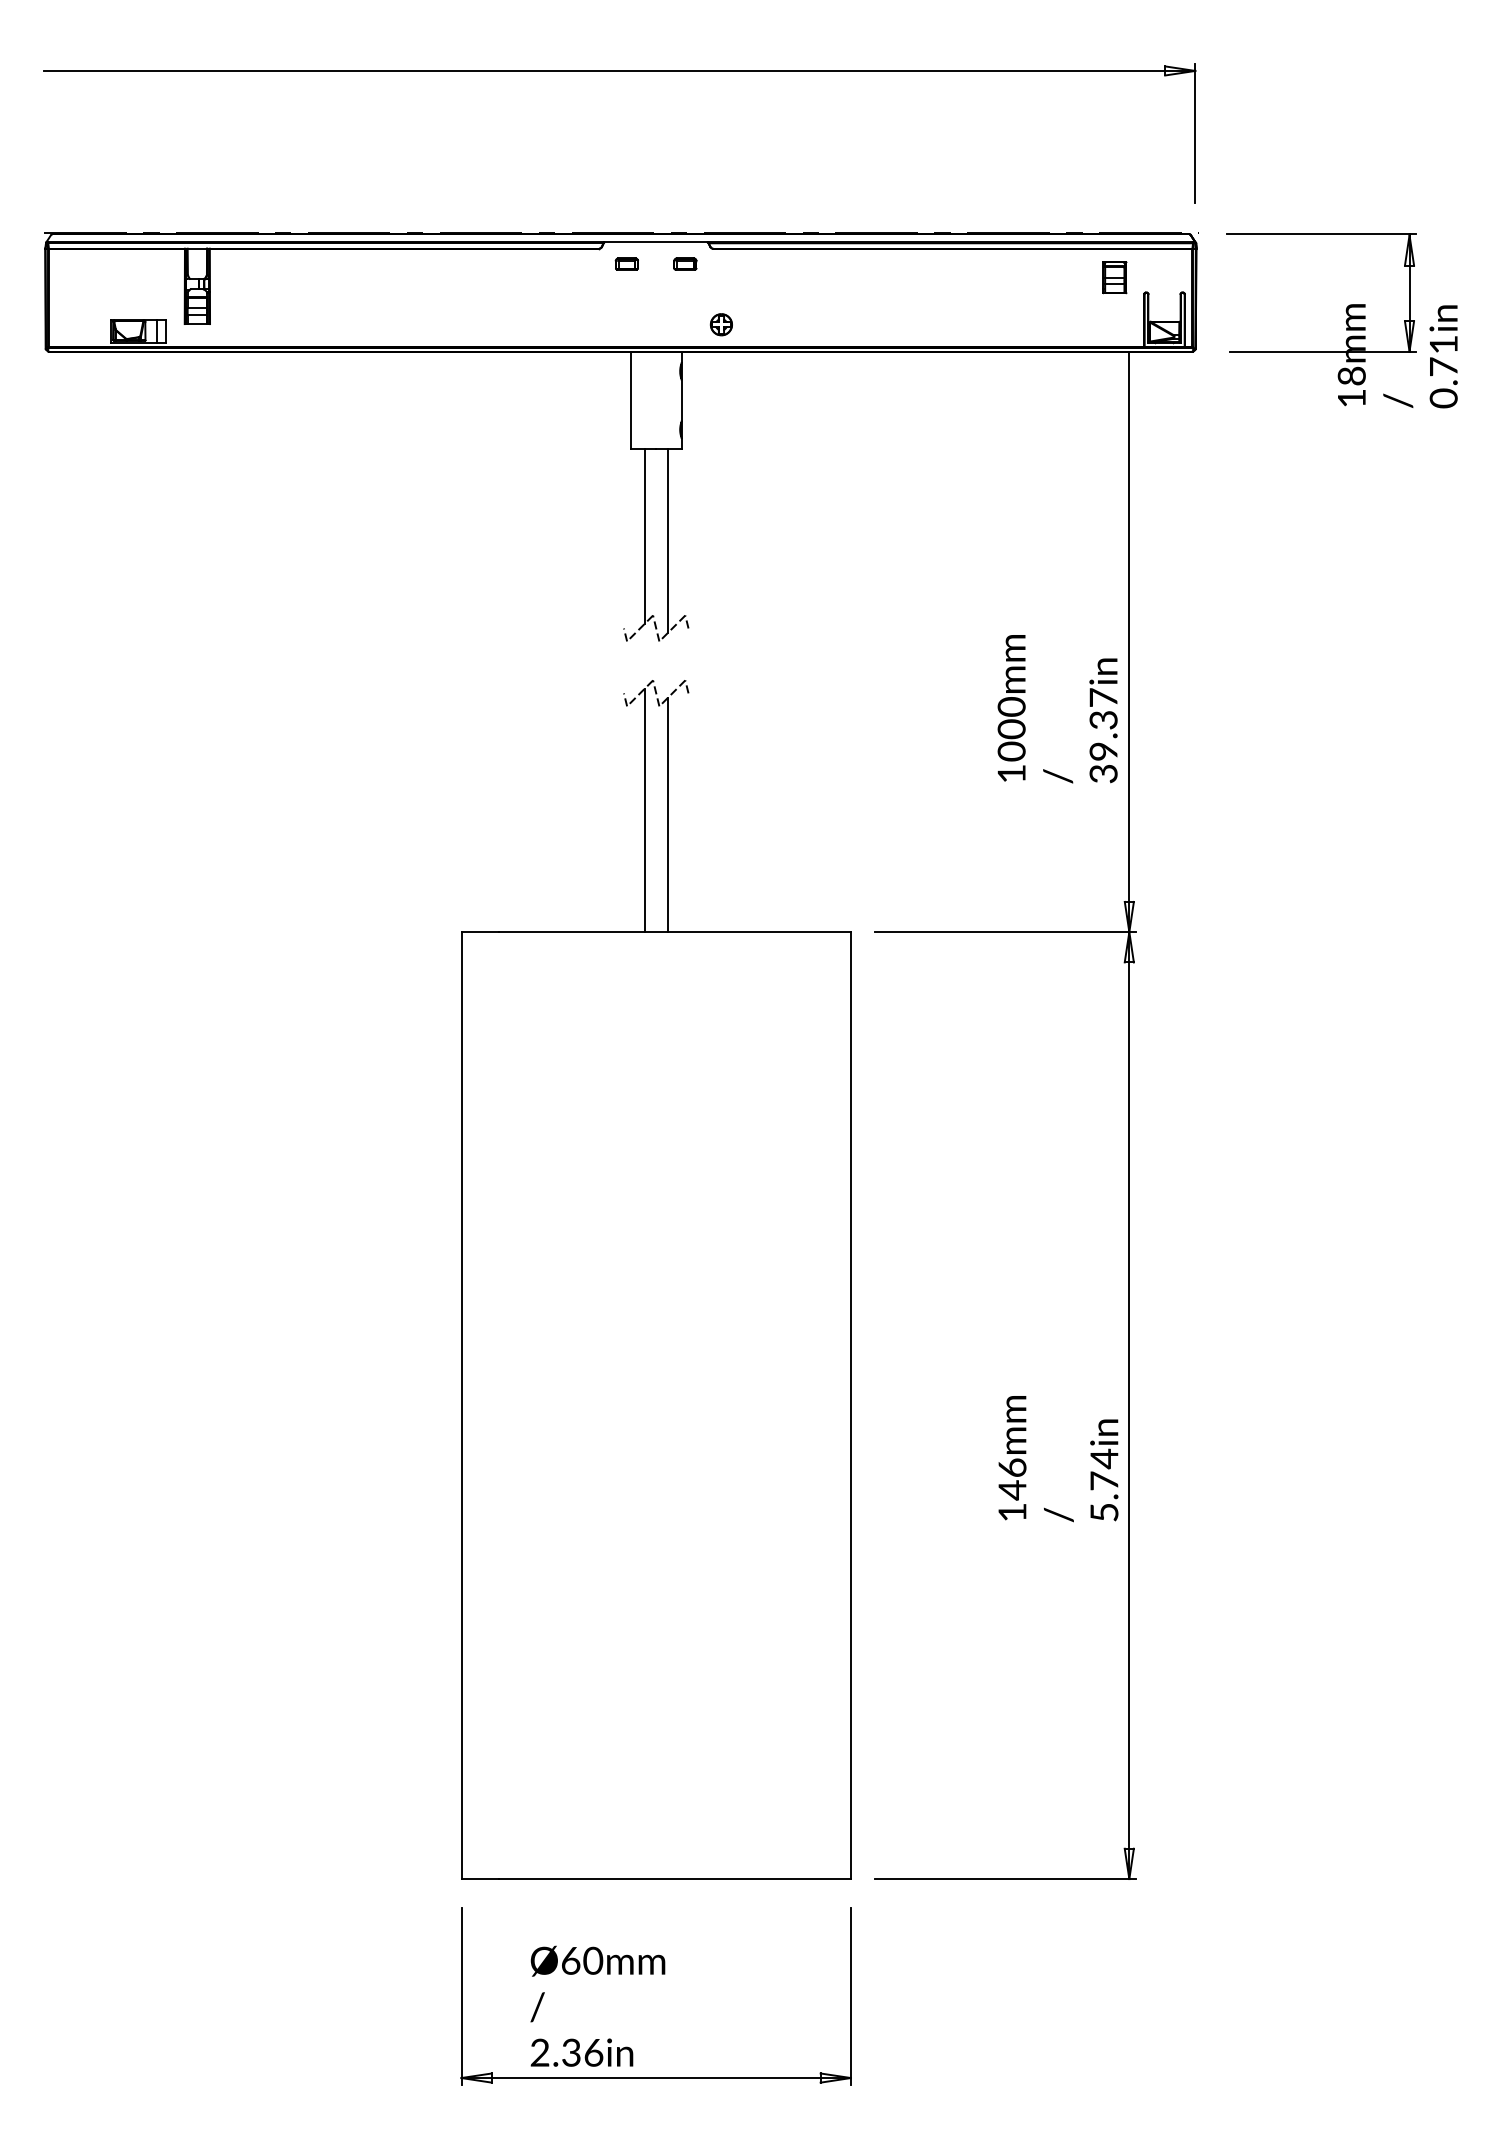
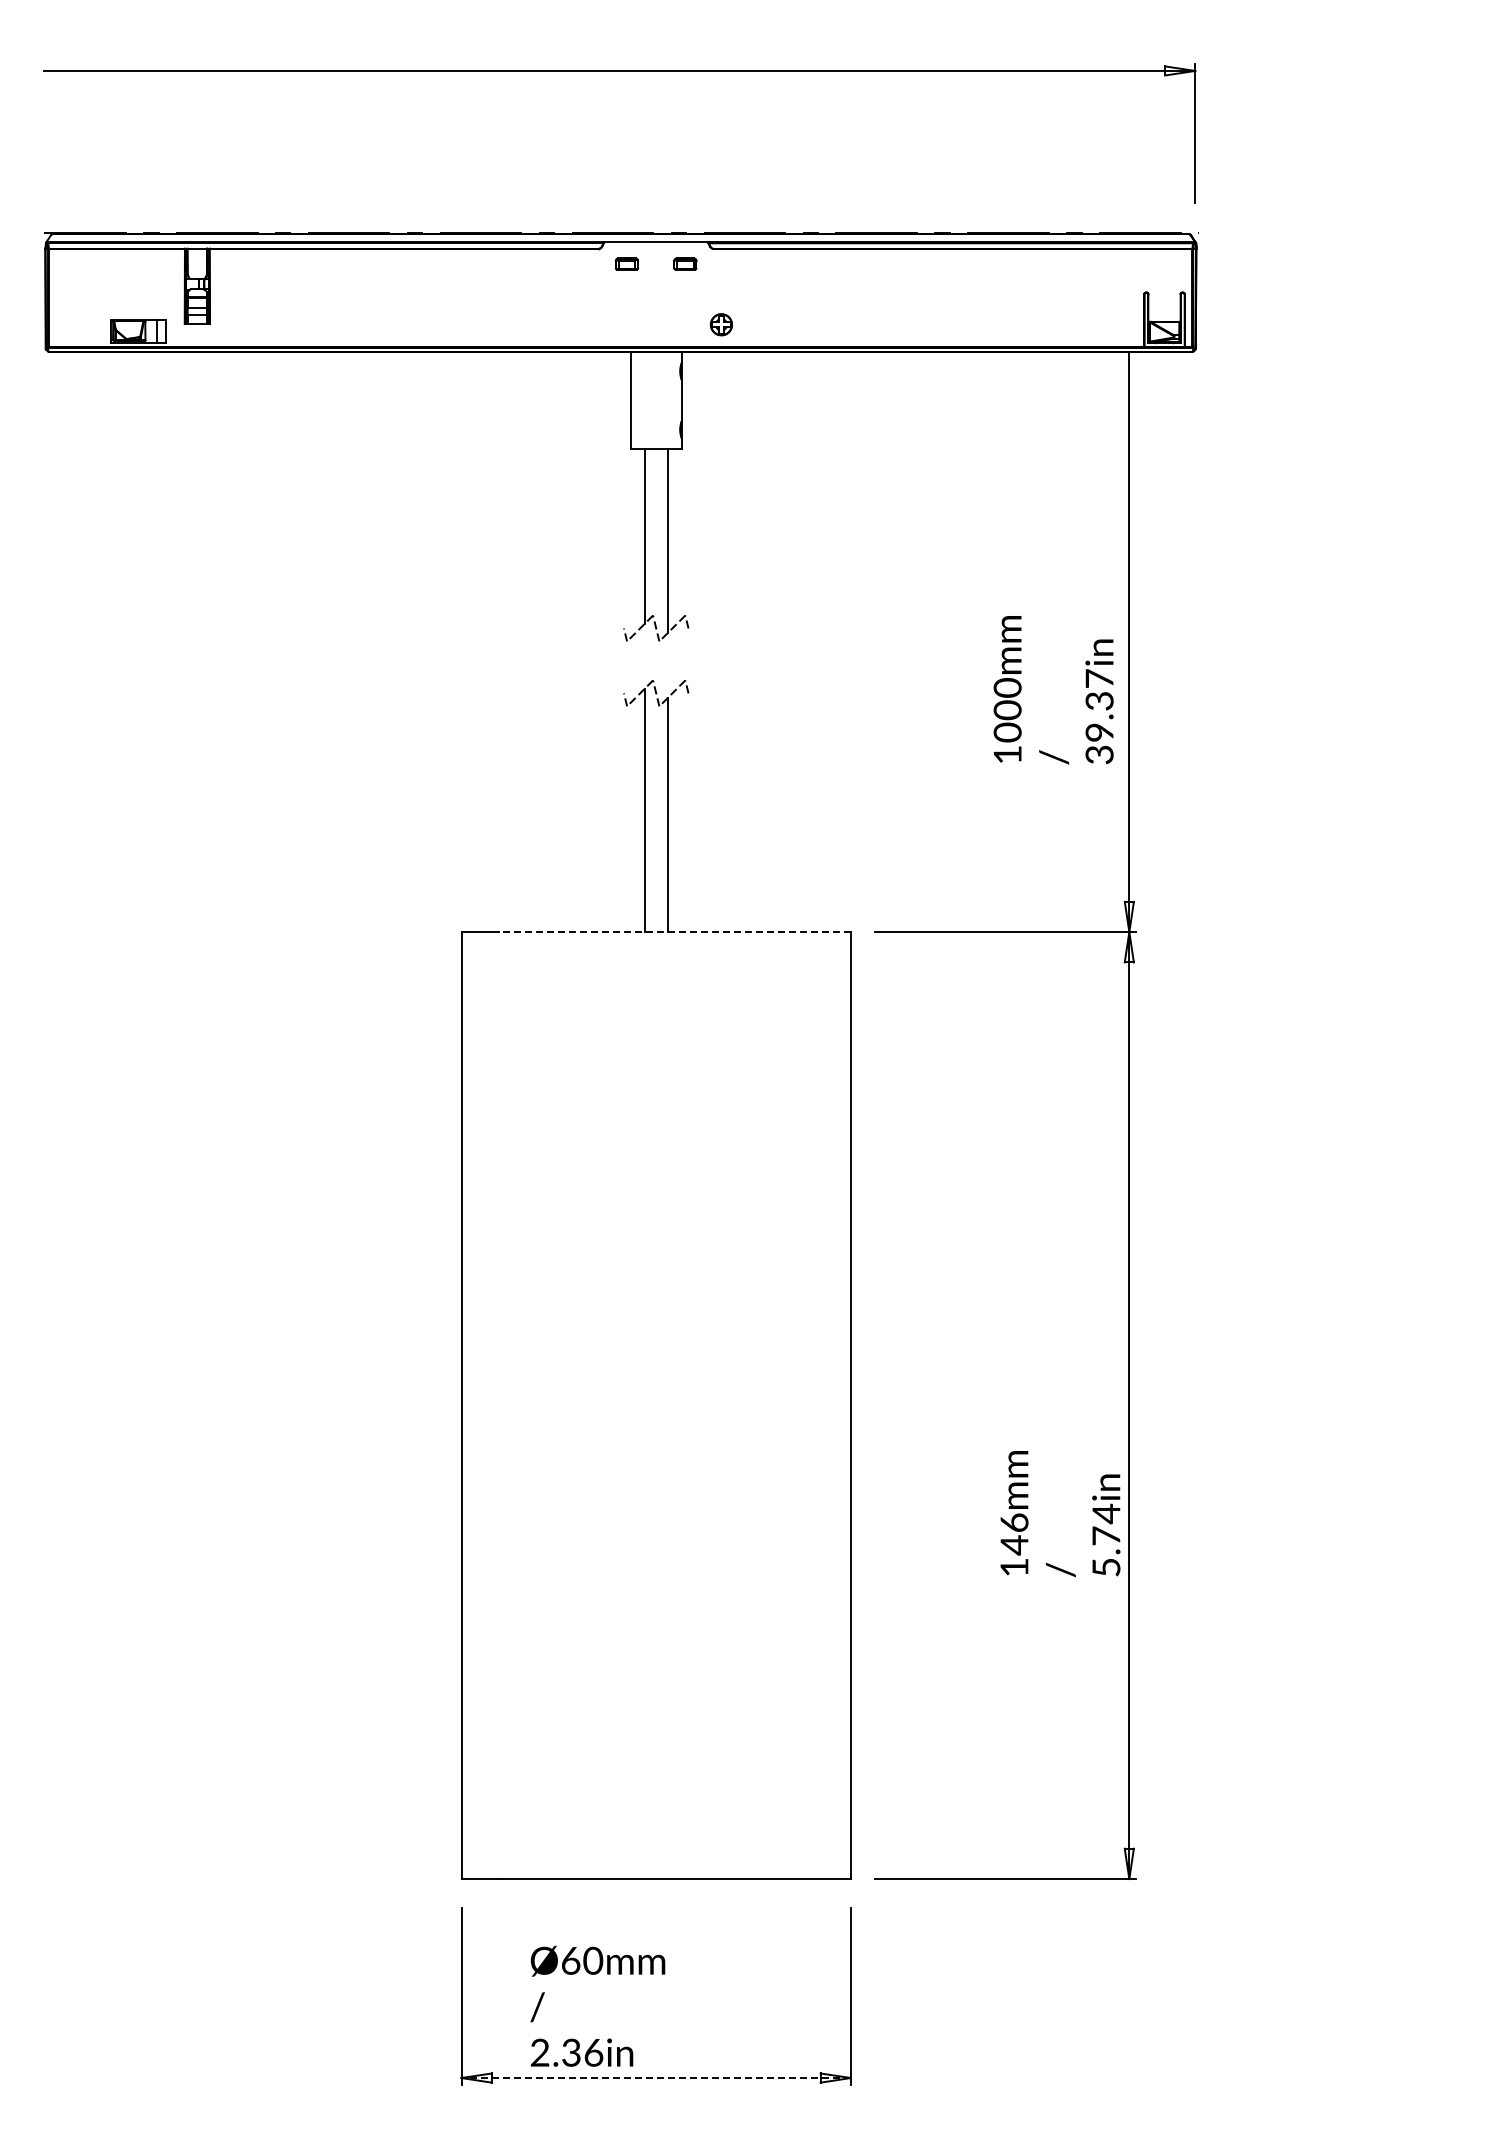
part: present -> none (1114, 277)
part: present -> none (1341, 320)
text position: (1057, 709) -> (1053, 690) (1053, 690)
line: solid -> dashed (674, 932)
text position: (1058, 1459) -> (1060, 1514) (1060, 1514)
line: solid -> dashed (656, 2078)
